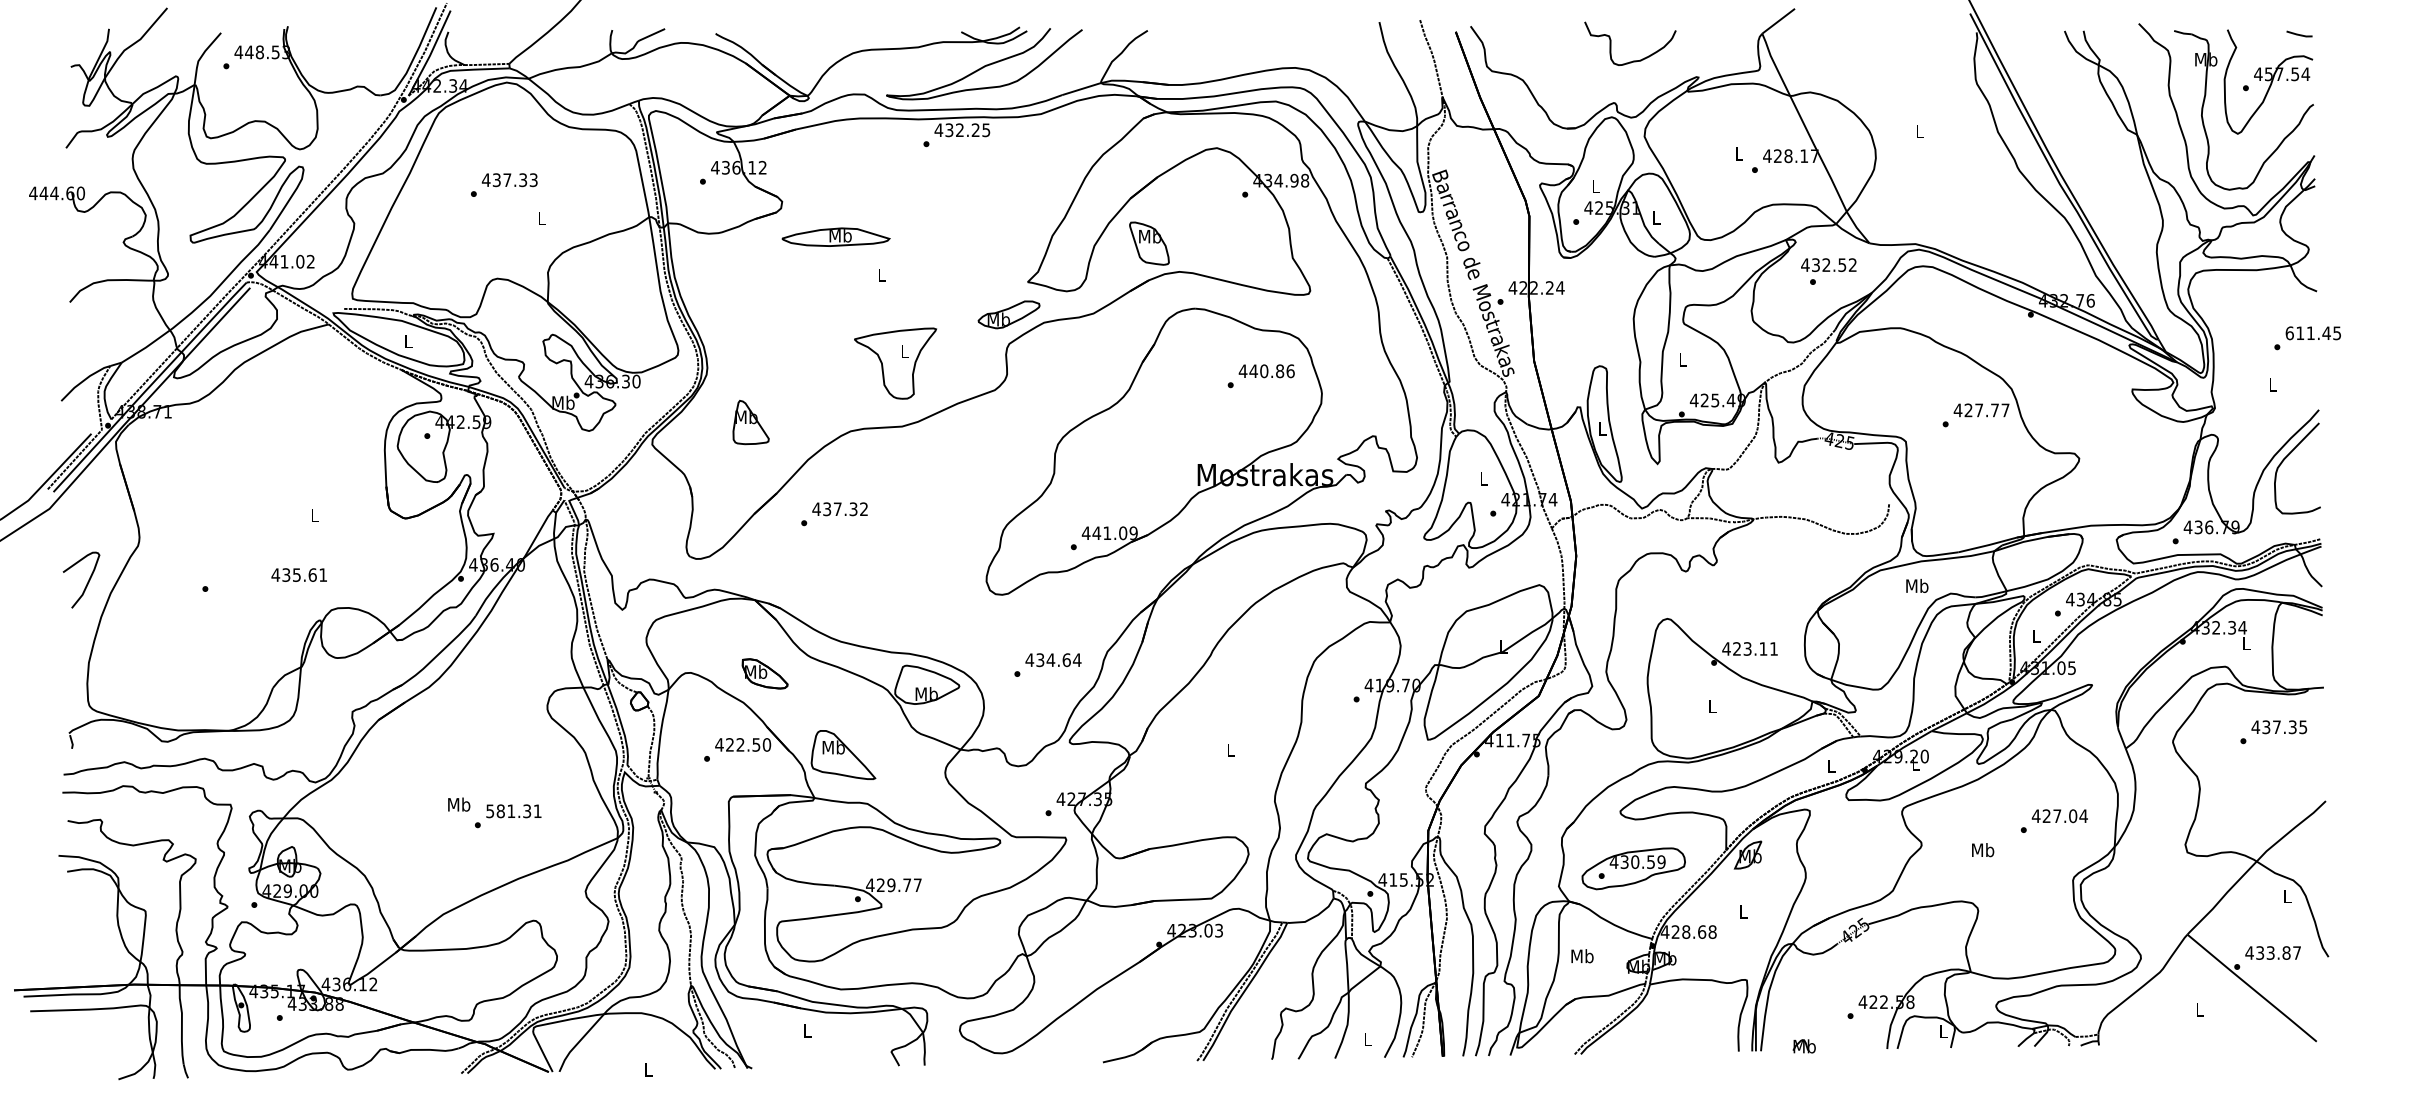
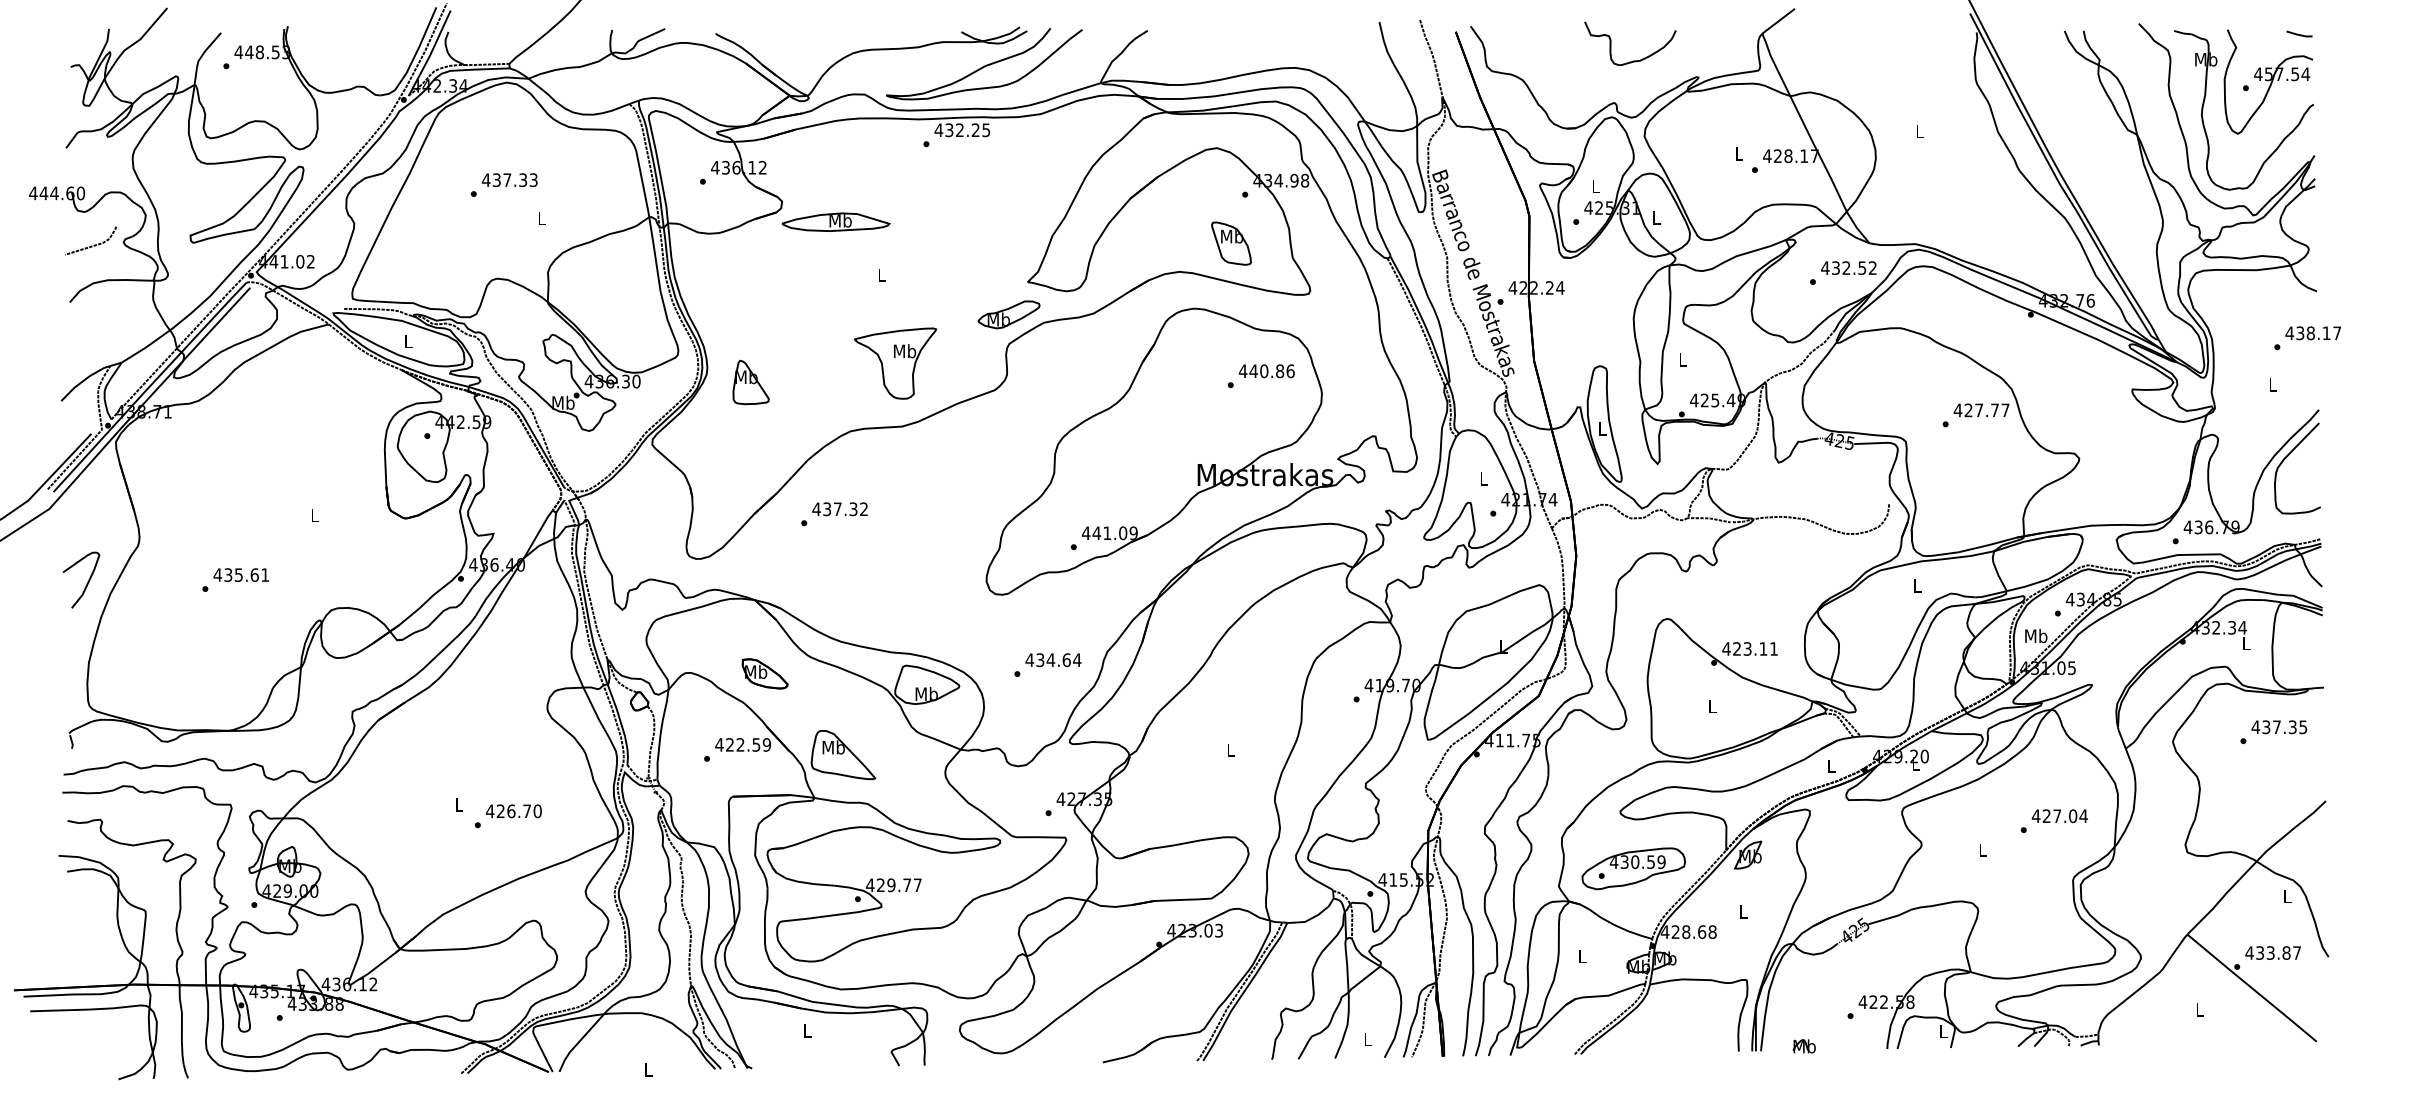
part position: (835, 236) -> (835, 221) (835, 221)
part position: (1149, 243) -> (1231, 243) (1231, 243)
line: none -> present (91, 245)
text position: (1828, 264) -> (1848, 267) (1848, 267)
text: 611.45 -> 438.17 (2312, 333)
text: L -> Mb (905, 351)
part position: (750, 422) -> (750, 382) (750, 382)
text position: (298, 574) -> (240, 574) (240, 574)
text: Mb -> L (1917, 585)
text: L -> Mb (2036, 636)
text: 422.50 -> 422.59 (766, 744)
text: Mb -> L (459, 804)
text: 581.31 -> 426.70 (513, 811)
text: Mb -> L (1983, 850)
text: Mb -> L (1582, 956)
